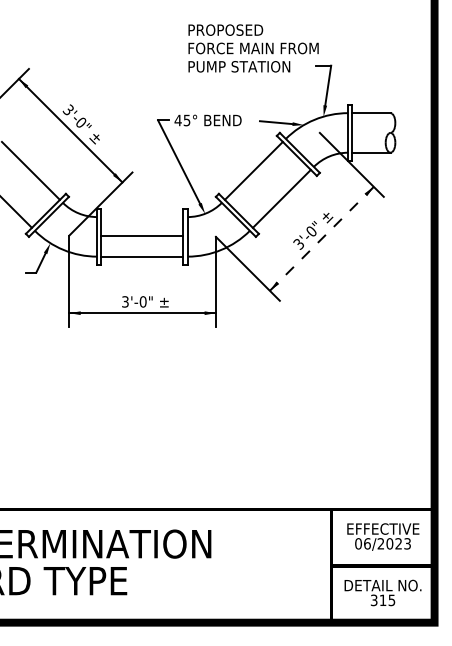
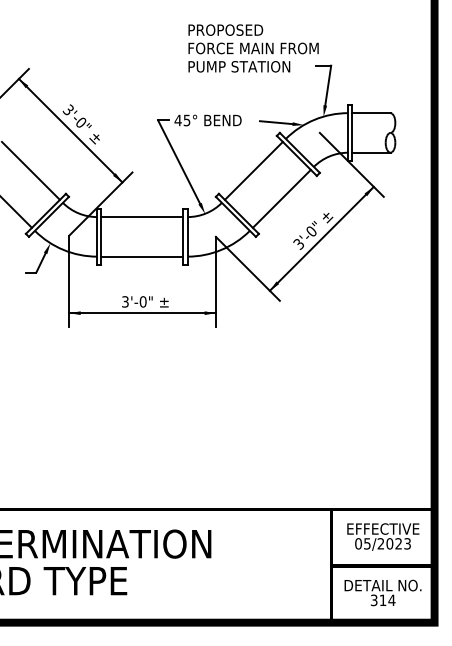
line position: (142, 236) -> (142, 217) (142, 217)
line: dashed -> solid (322, 238)
text: 06/2023 -> 05/2023 (367, 543)
text: 315 -> 314 (391, 600)
